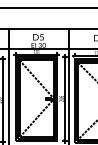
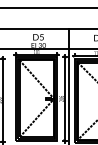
line: present -> none (8, 84)
